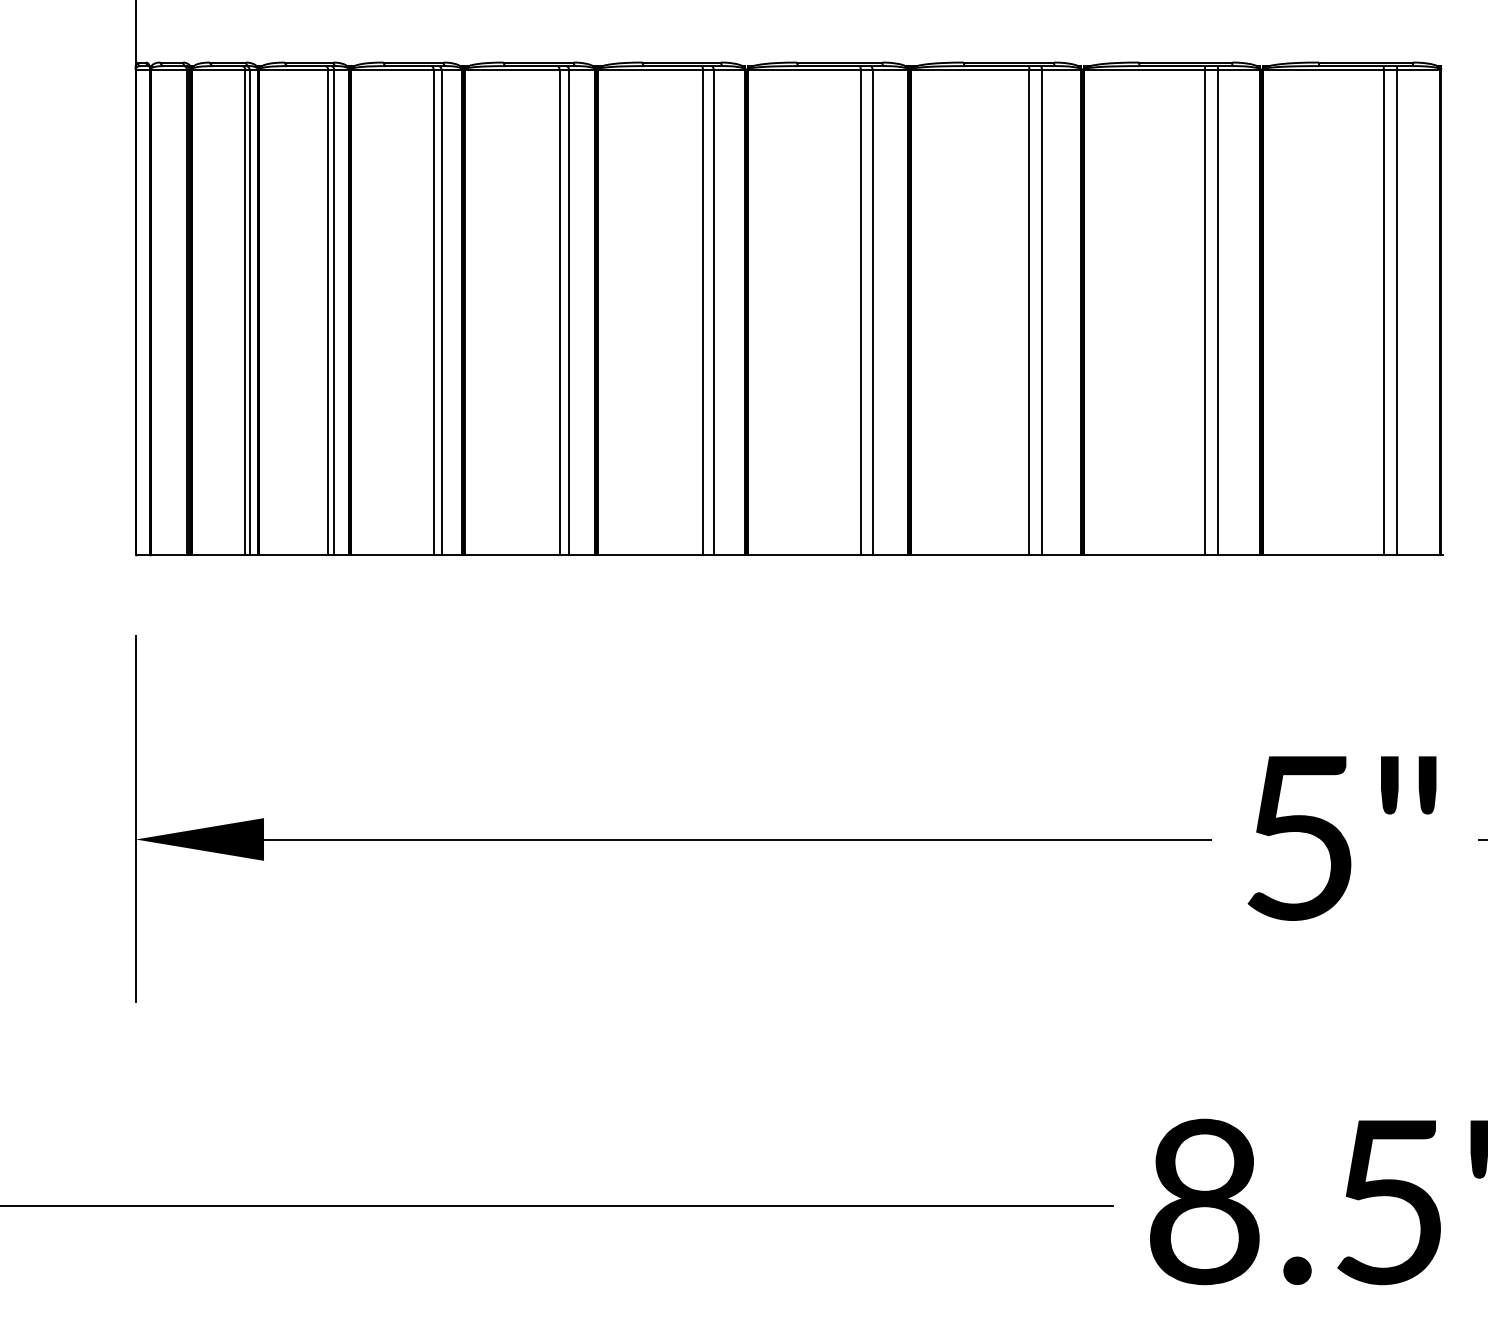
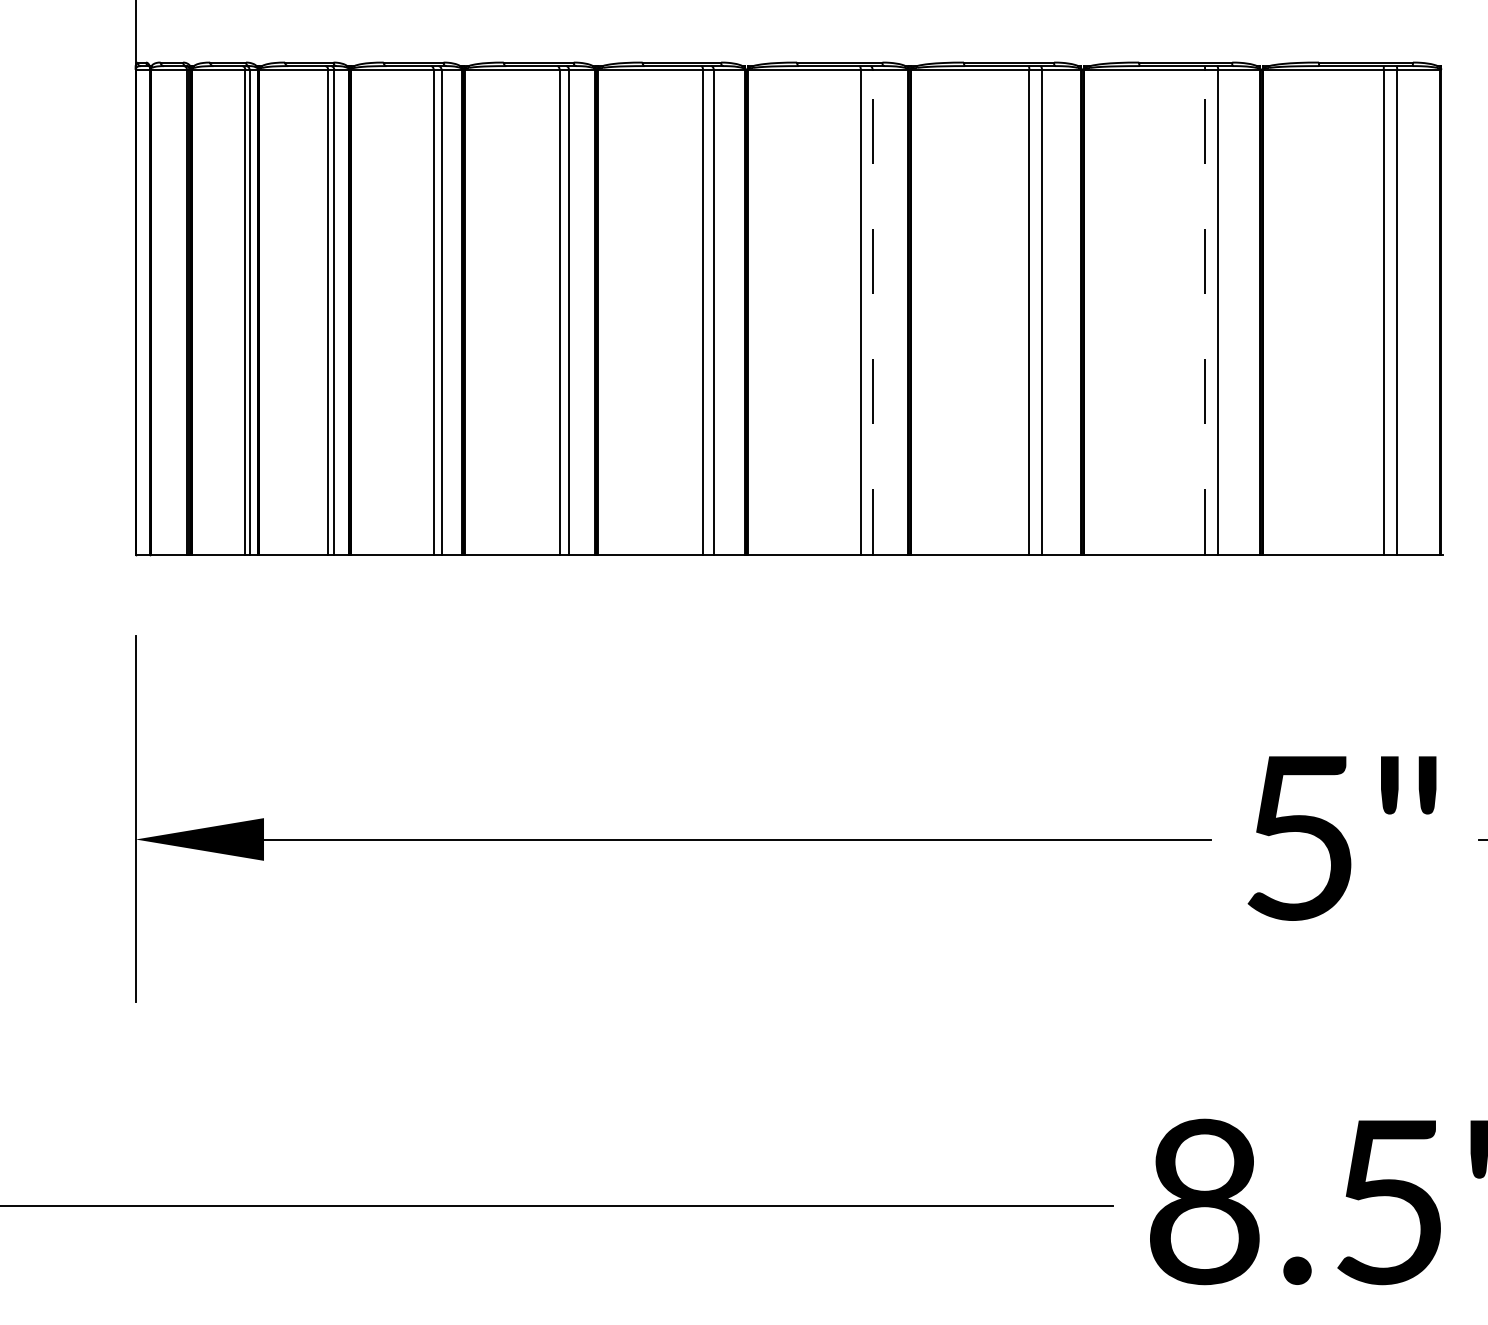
line: solid -> dashed (872, 311)
line: solid -> dashed (1205, 311)
